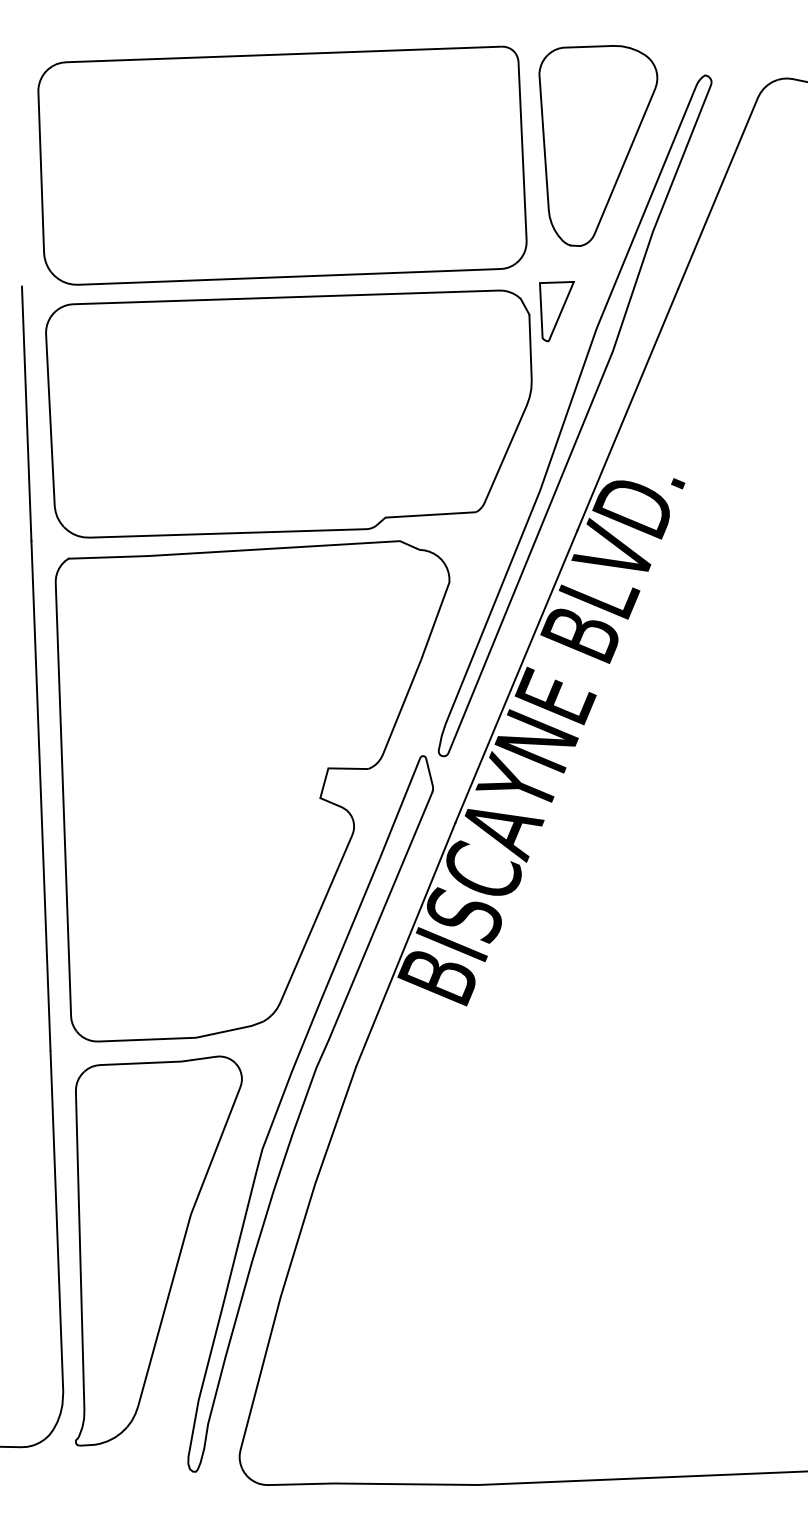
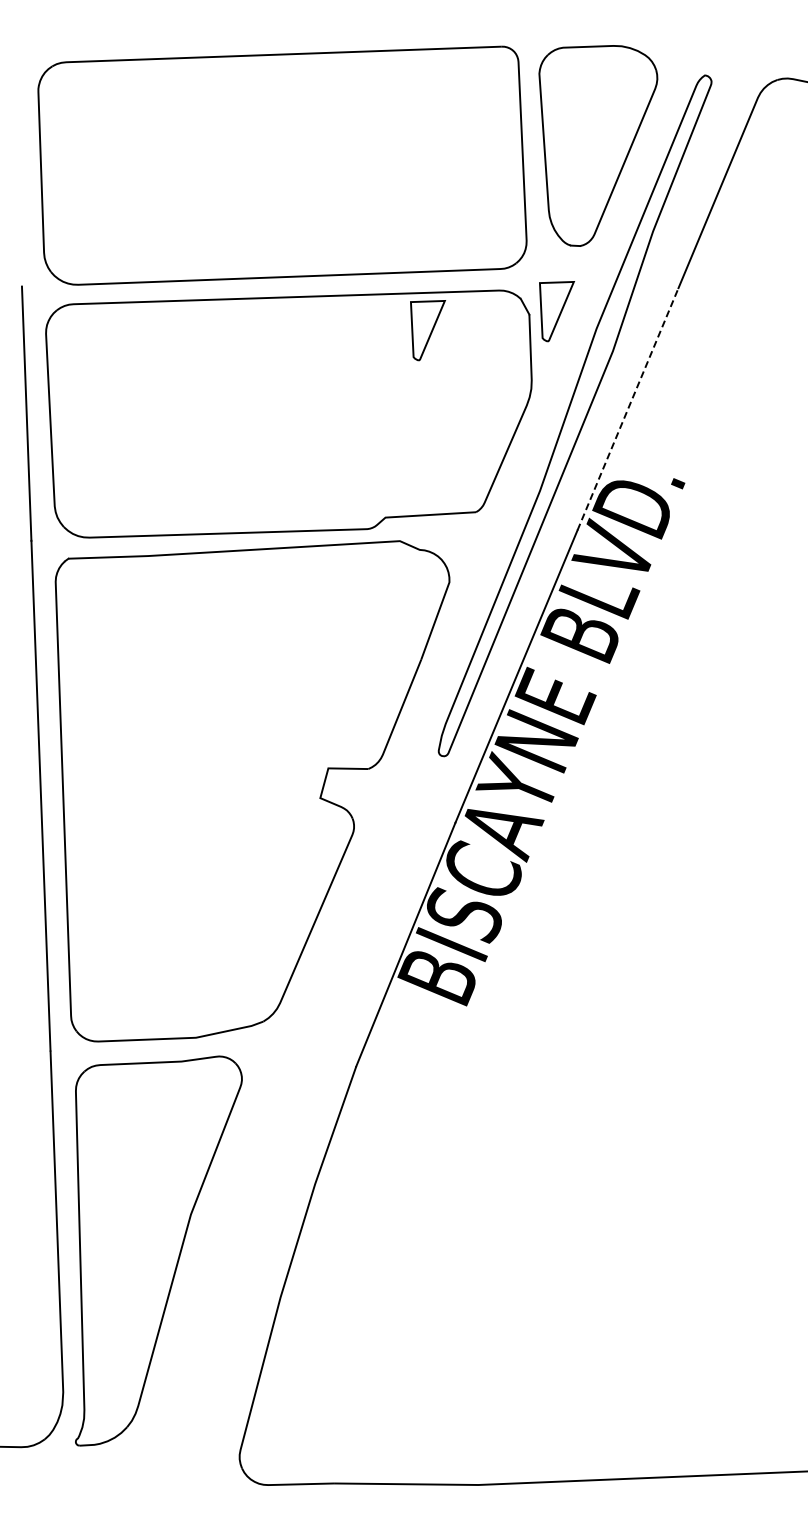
part: none -> present (428, 330)
line: solid -> dashed (627, 409)
part: present -> none (302, 1110)
